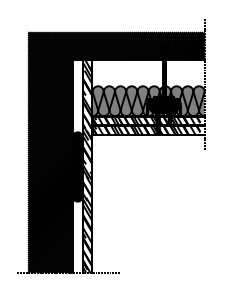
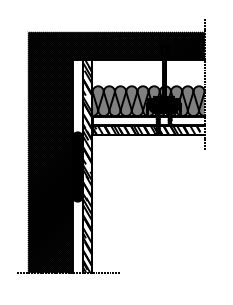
hatch: present -> none (146, 120)
